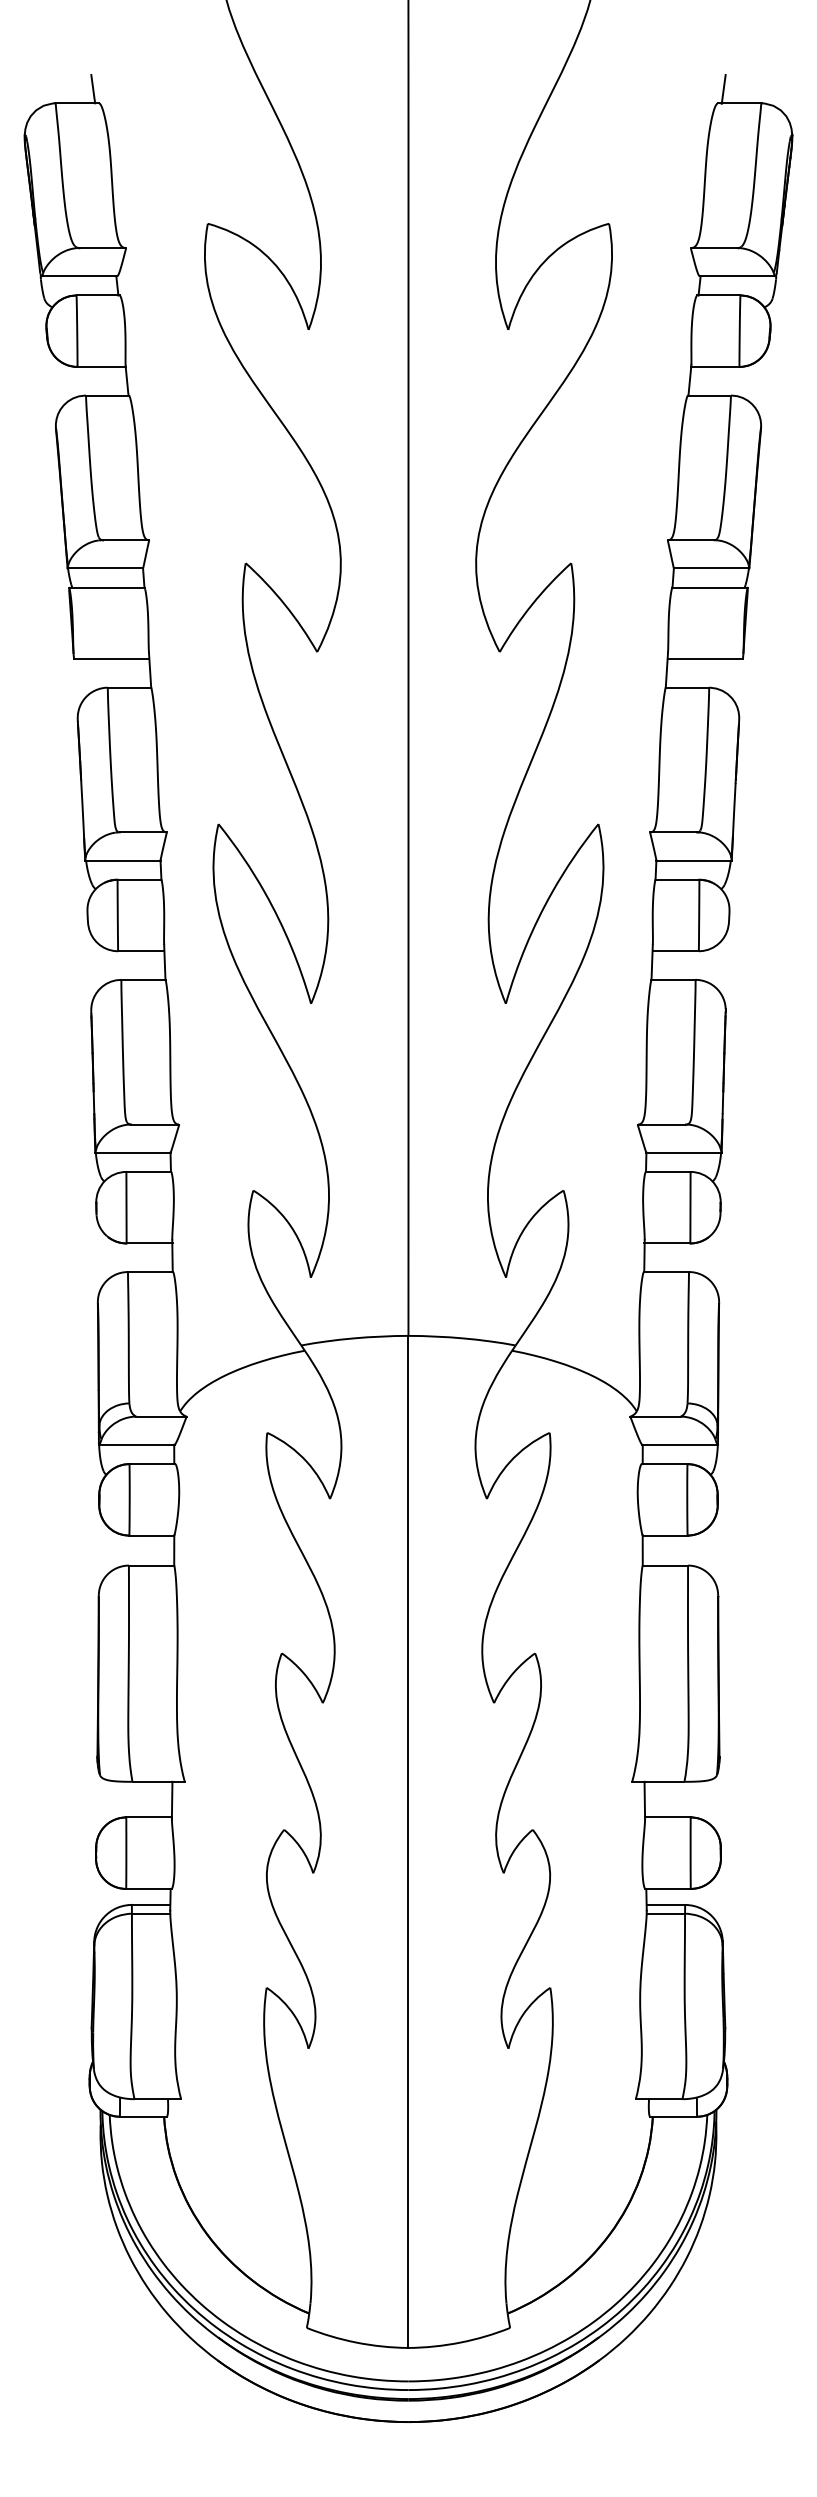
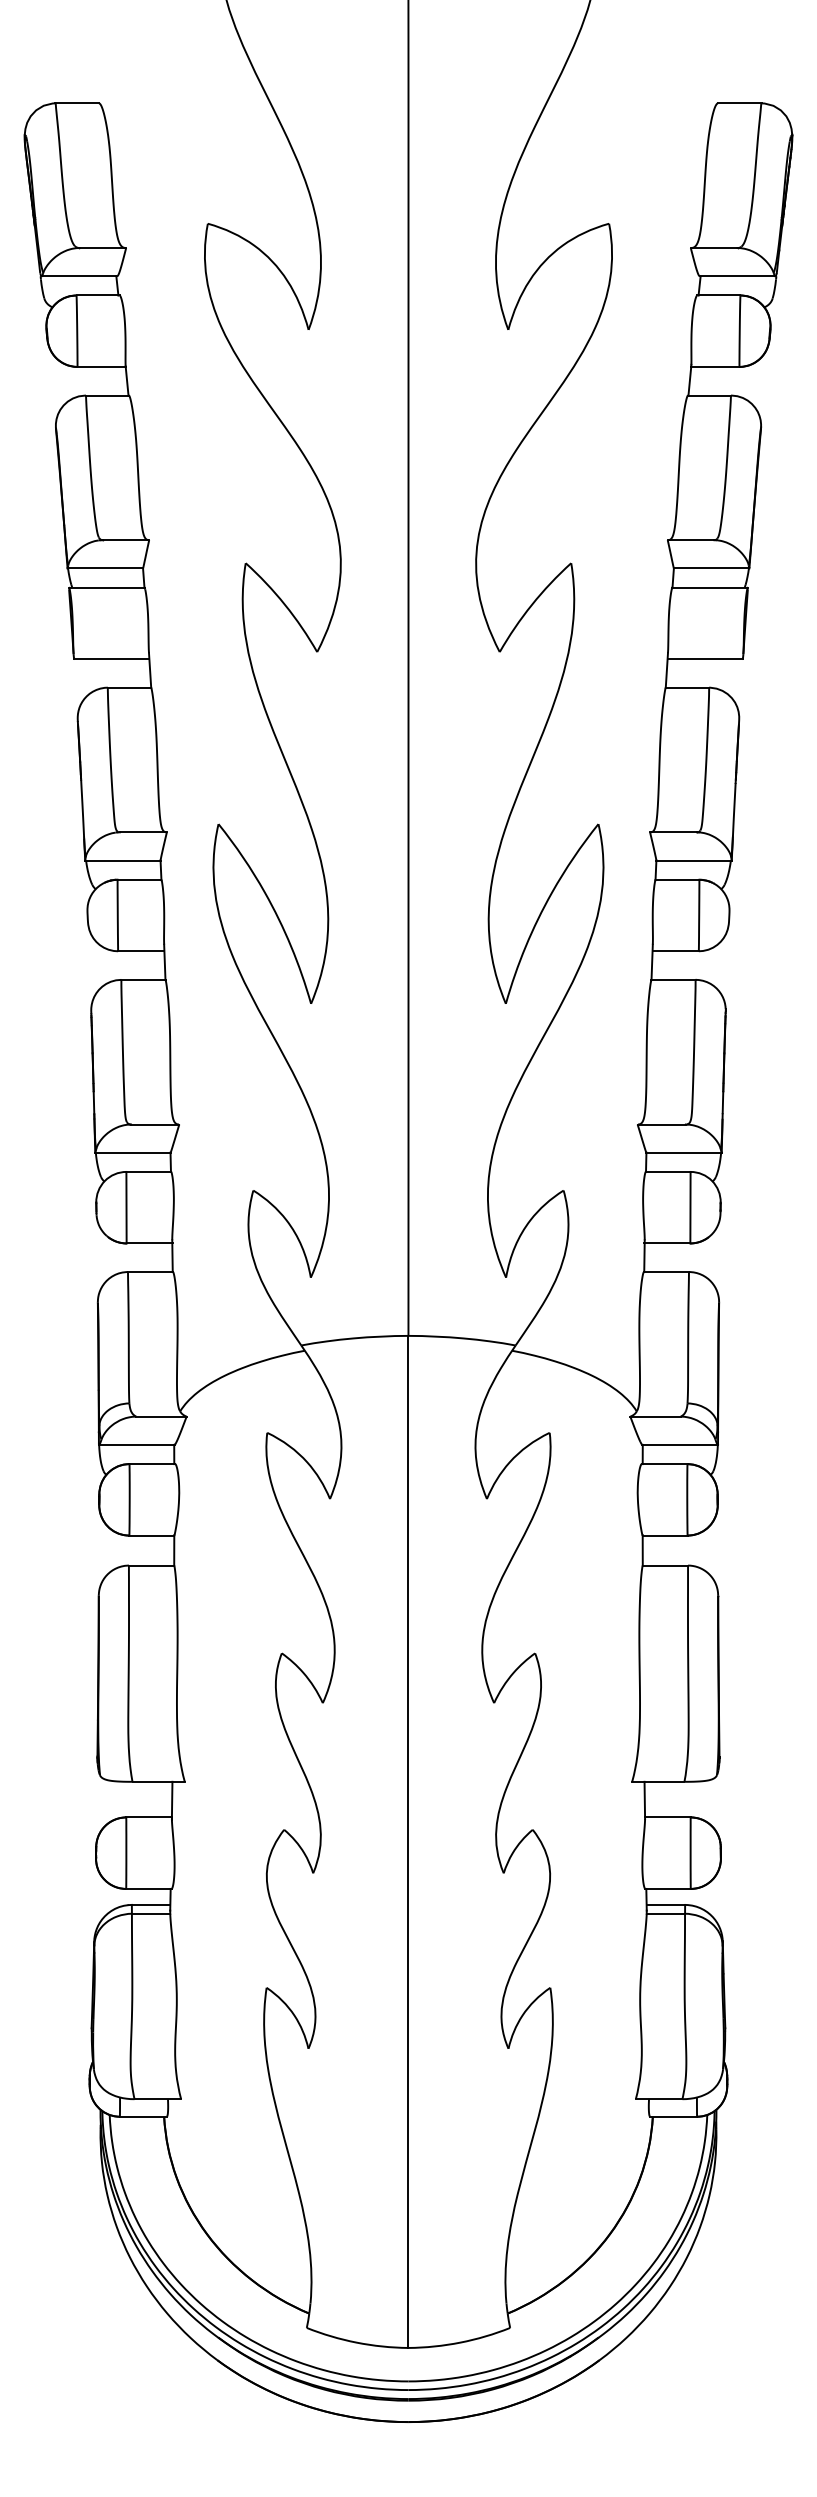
line: present -> none (93, 89)
line: present -> none (723, 89)
